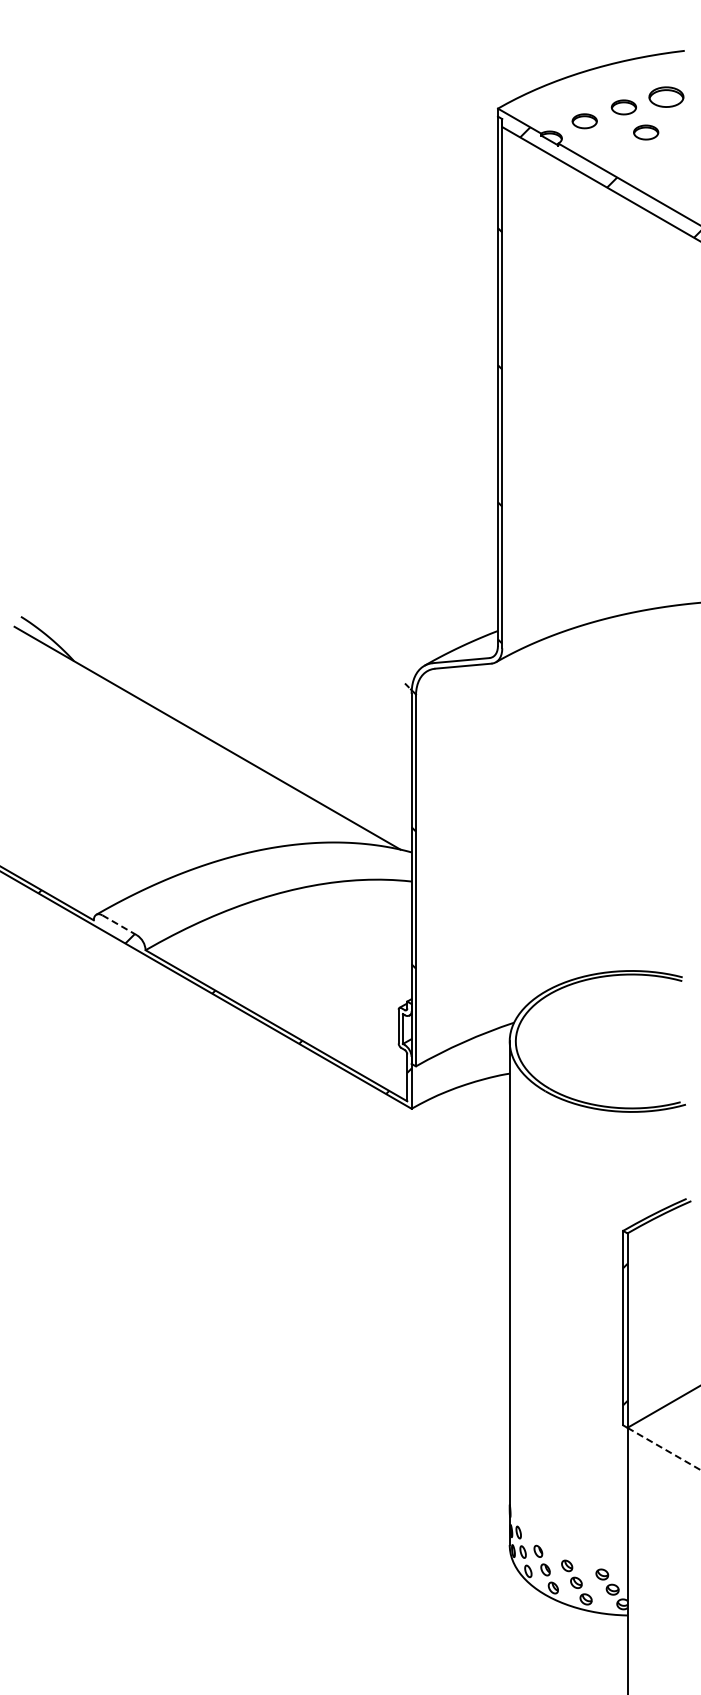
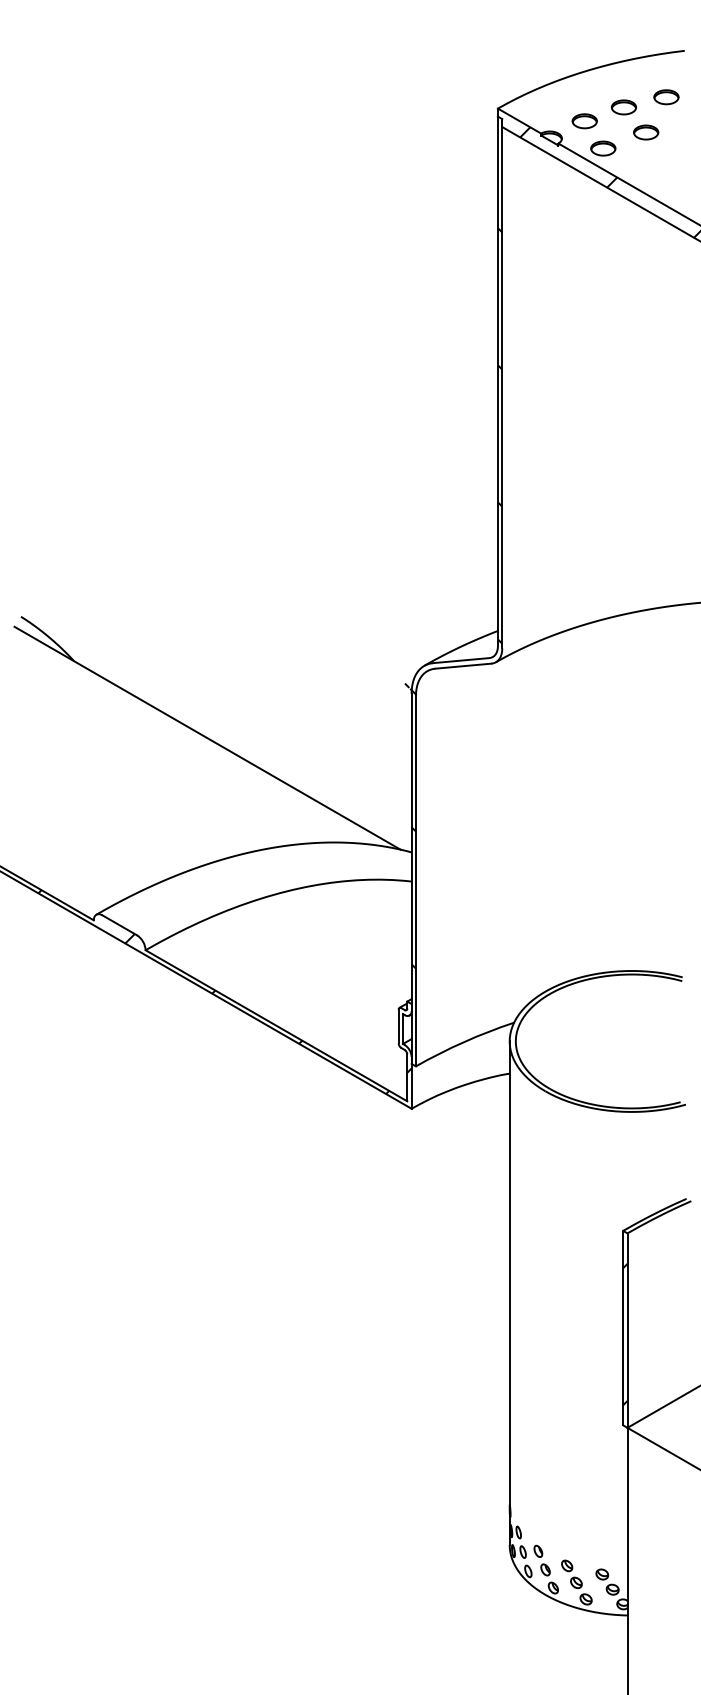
part size: 37x22 px -> 27x17 px (666, 97)
part: none -> present (603, 148)
line: dashed -> solid (119, 925)
line: dashed -> solid (664, 1449)
